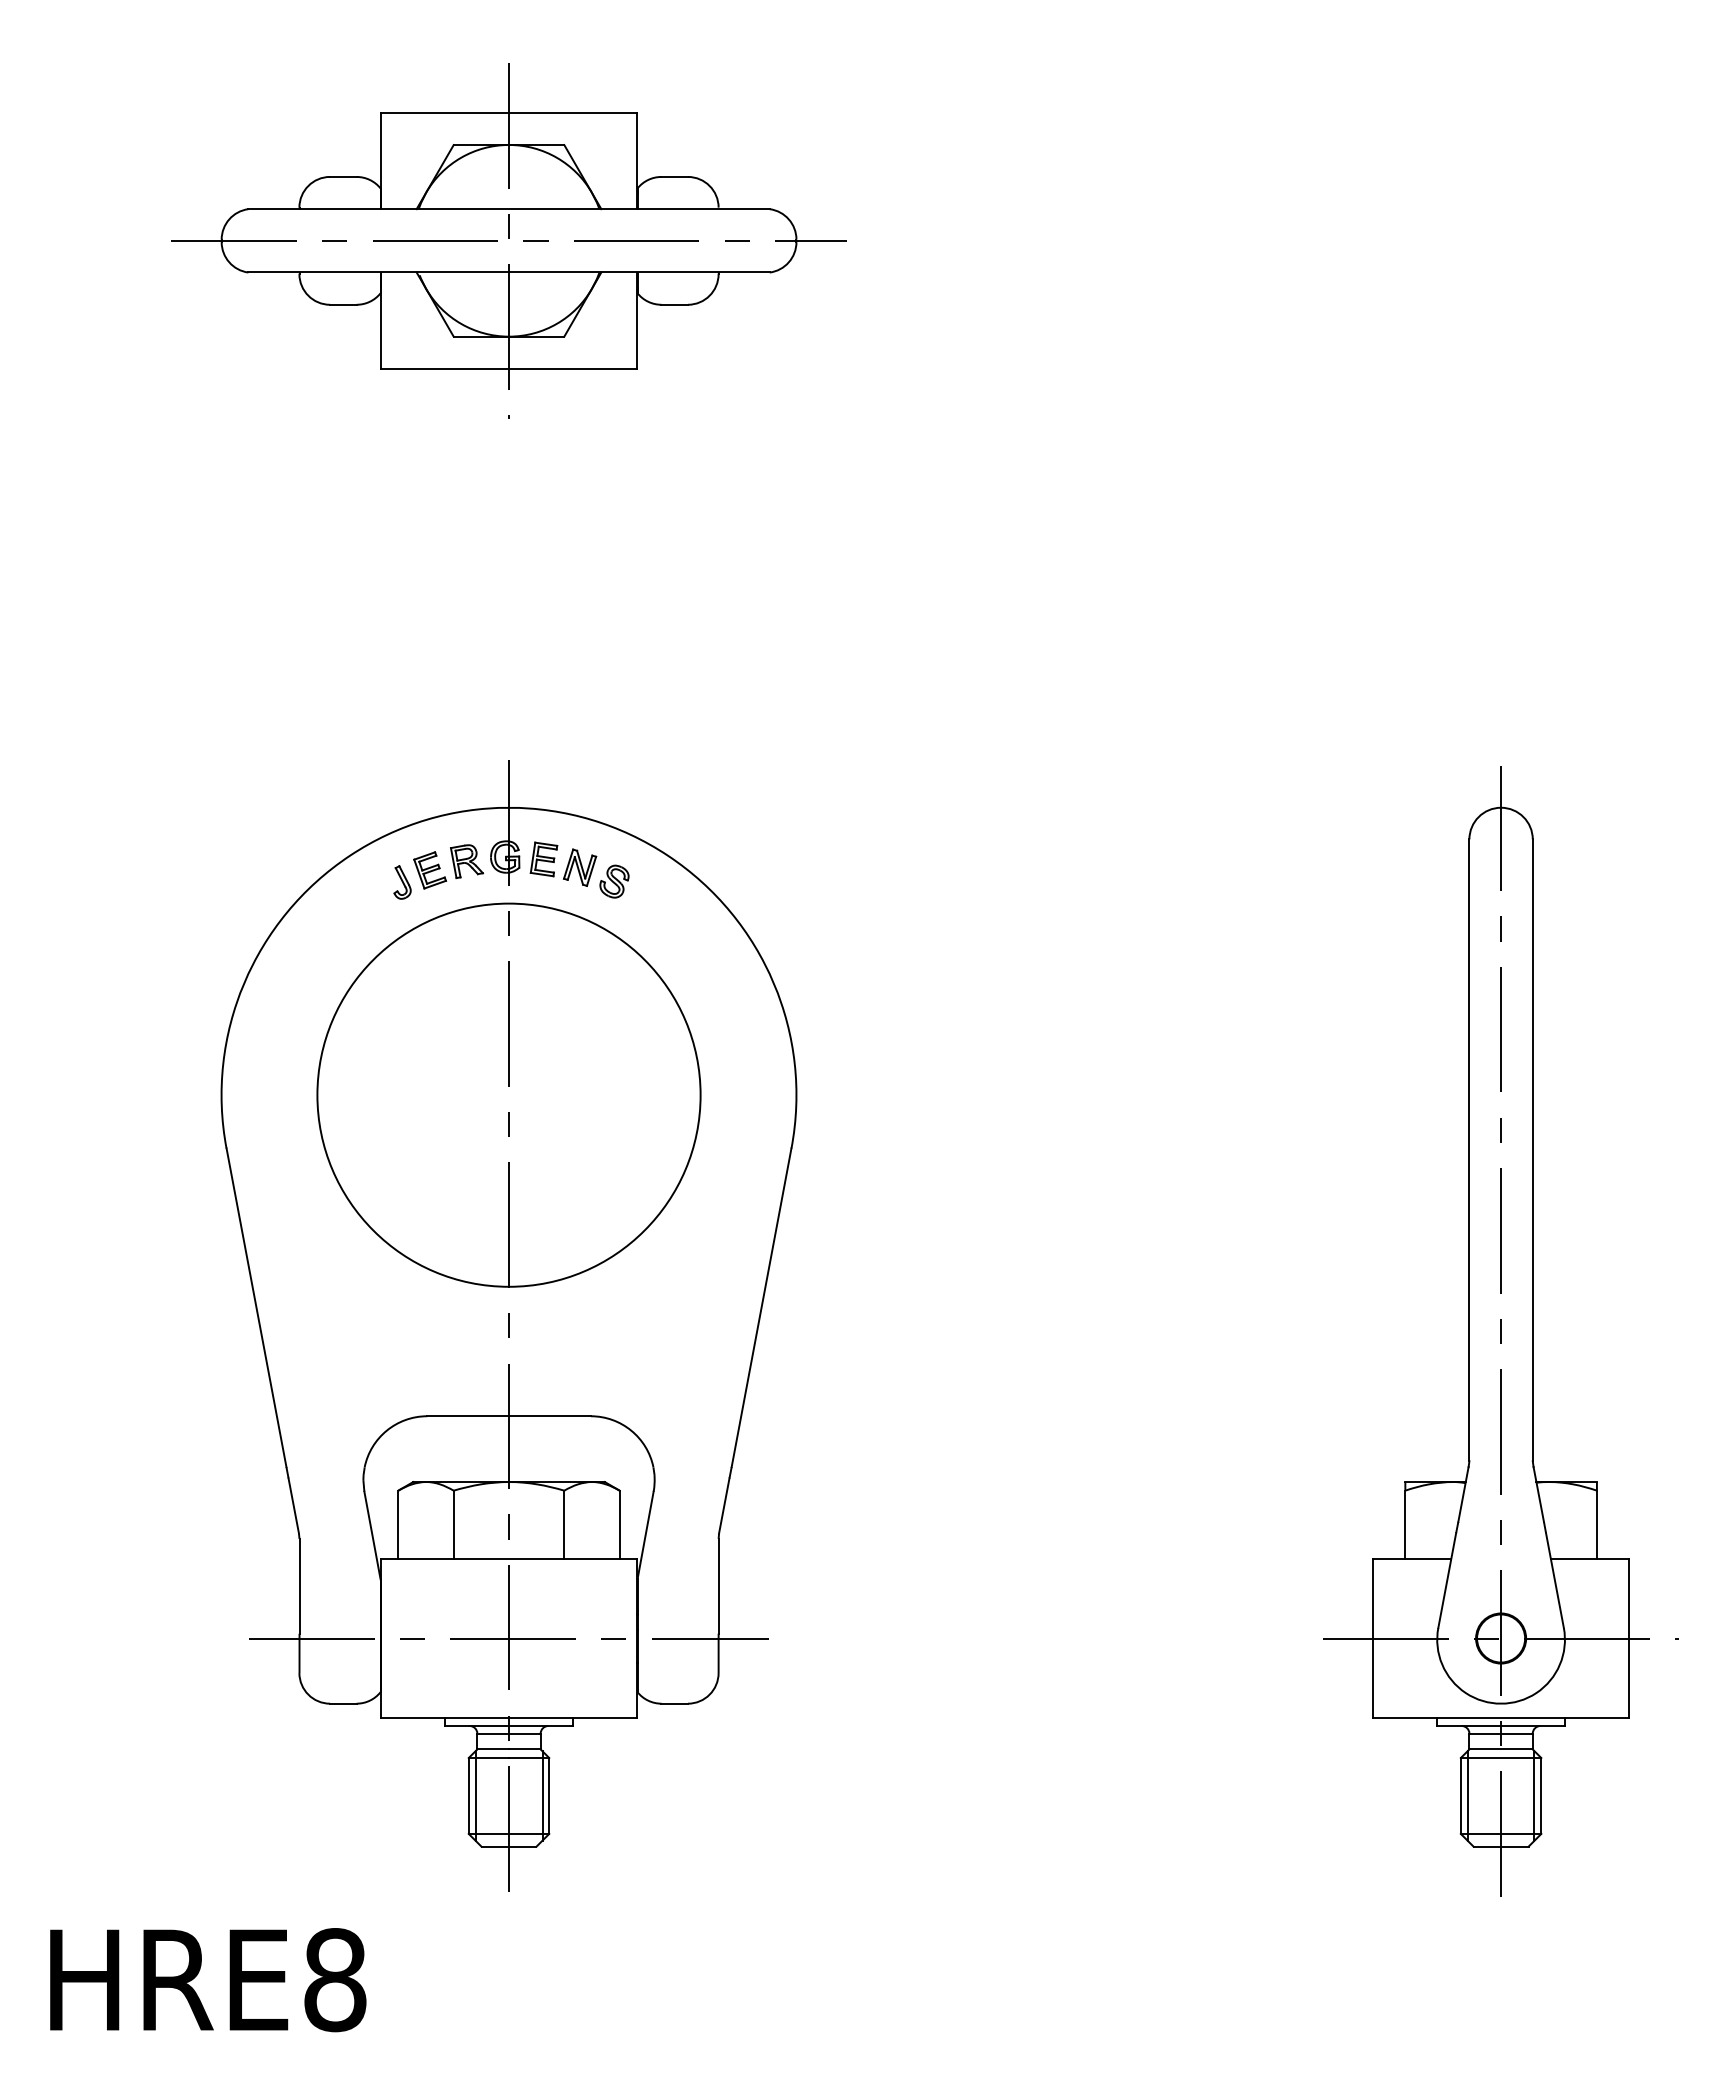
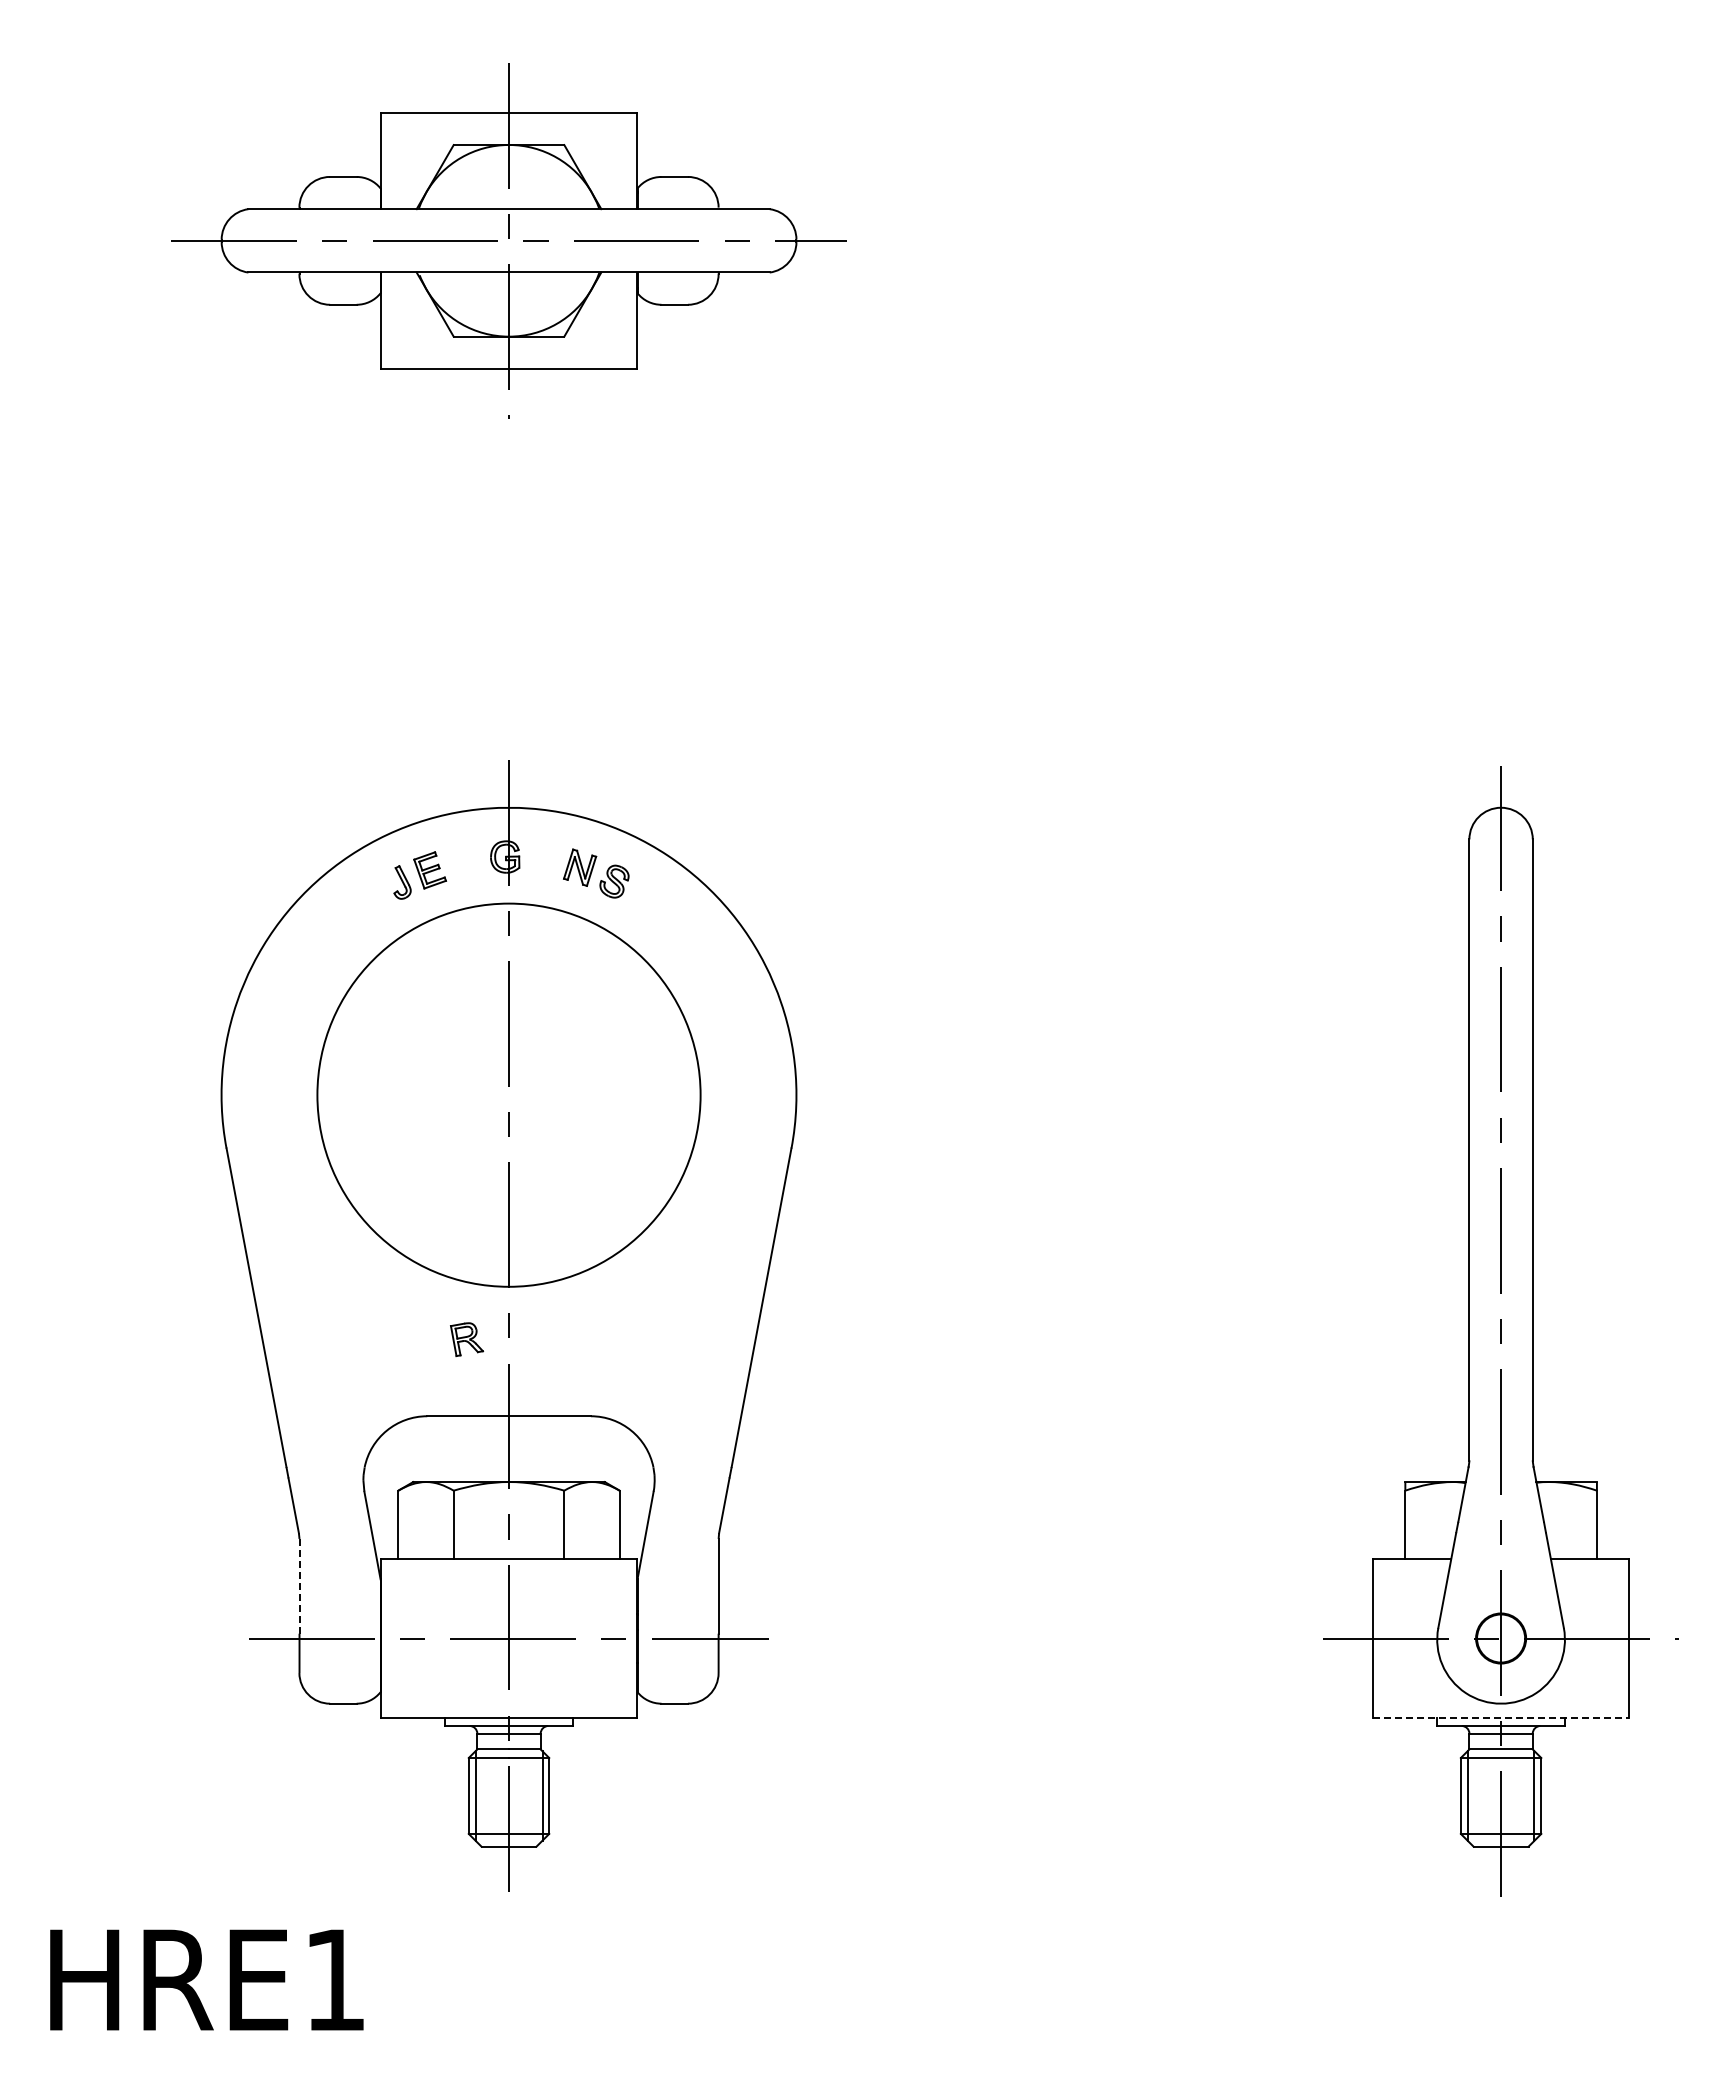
part: present -> none (543, 859)
part position: (467, 861) -> (467, 1339) (467, 1339)
line: solid -> dashed (299, 1586)
line: solid -> dashed (1501, 1718)
text: HRE8 -> HRE1 (335, 1980)
